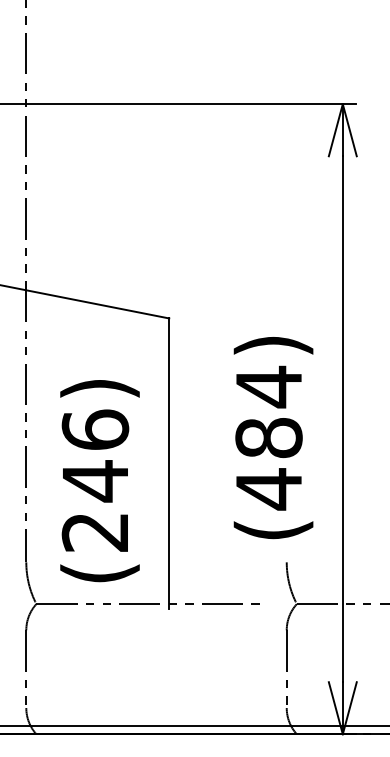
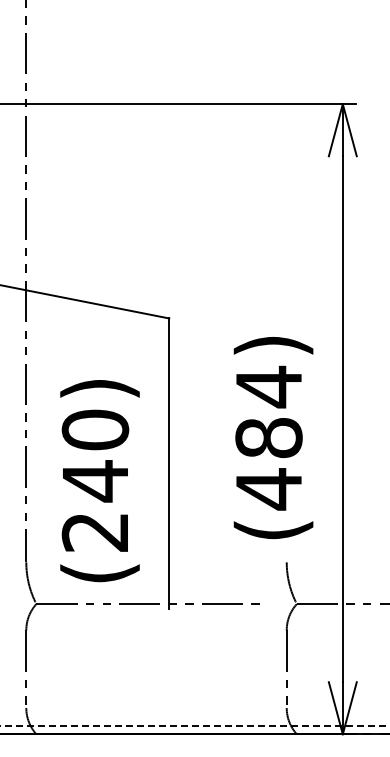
text: (246) -> (240) (95, 429)
line: solid -> dashed (195, 726)
